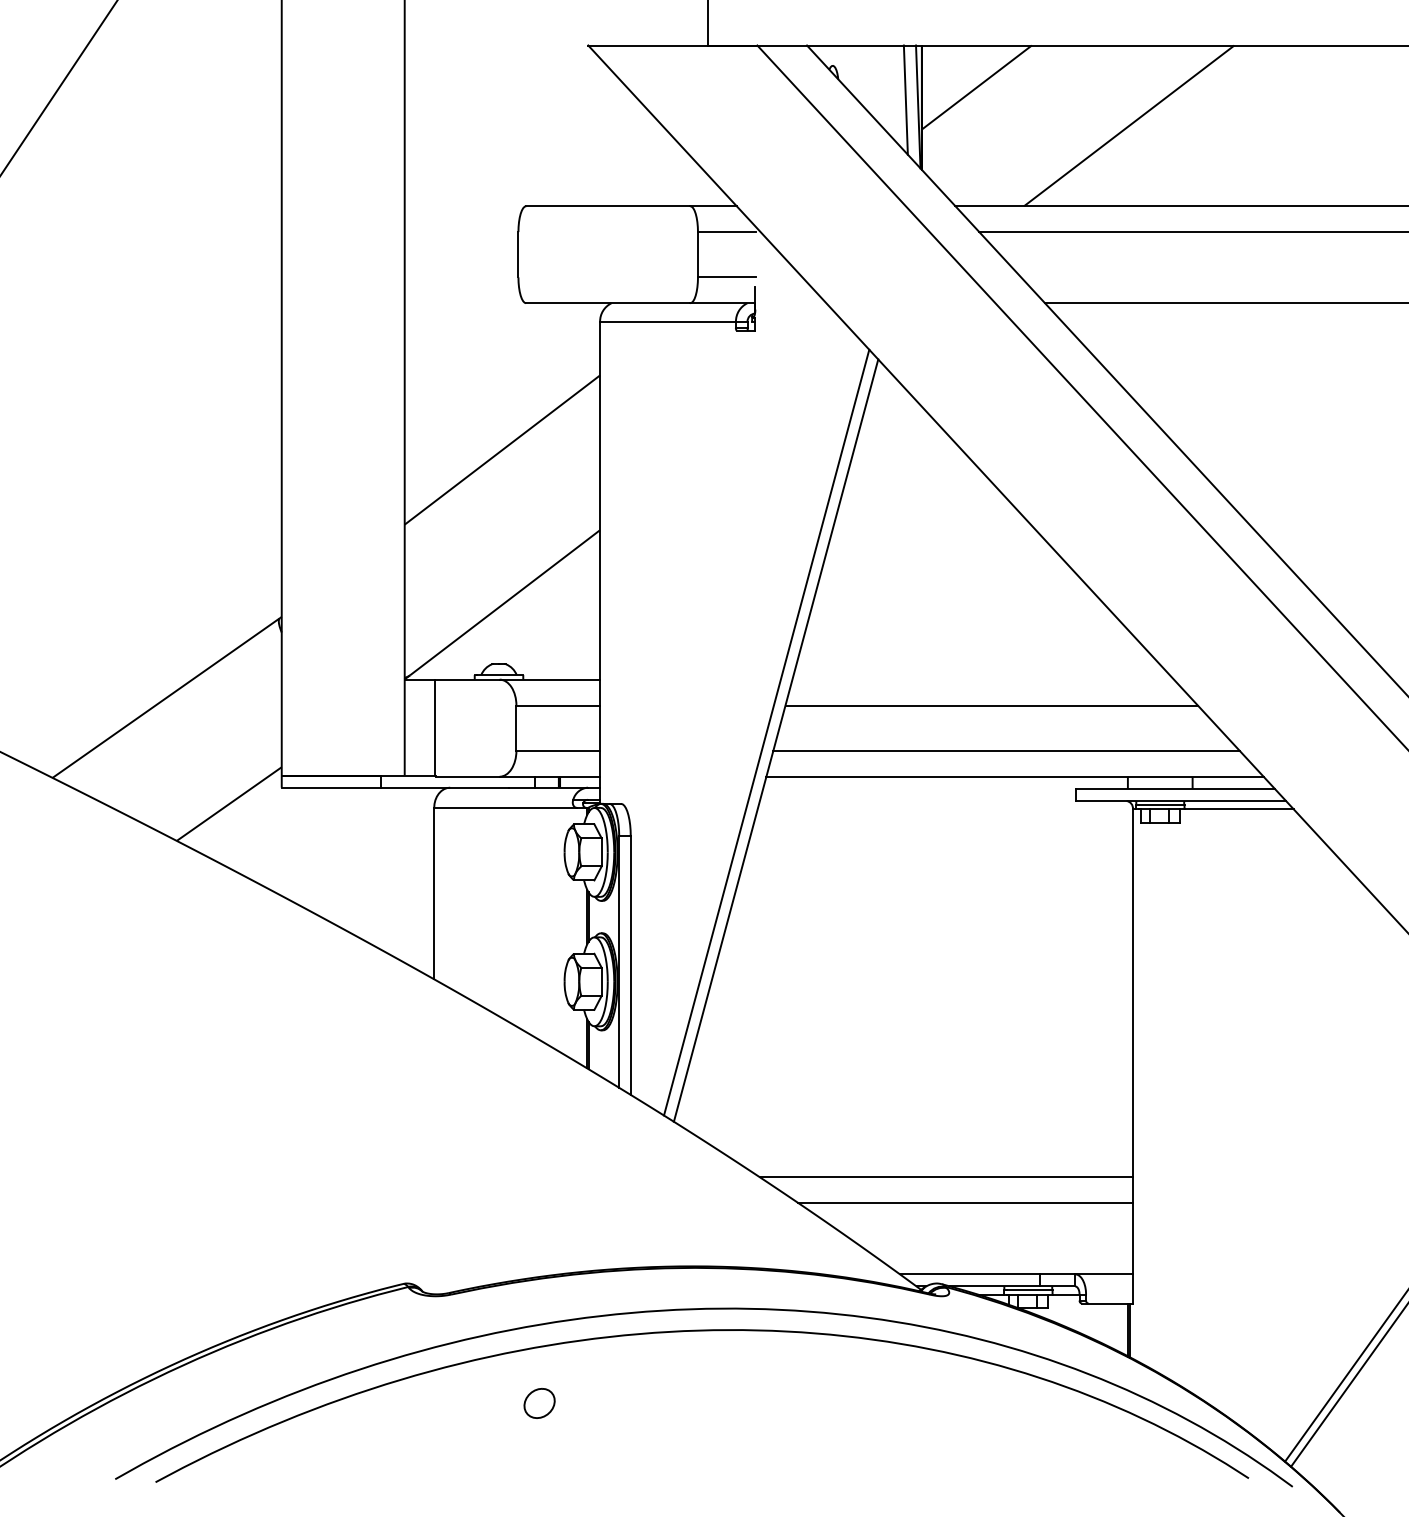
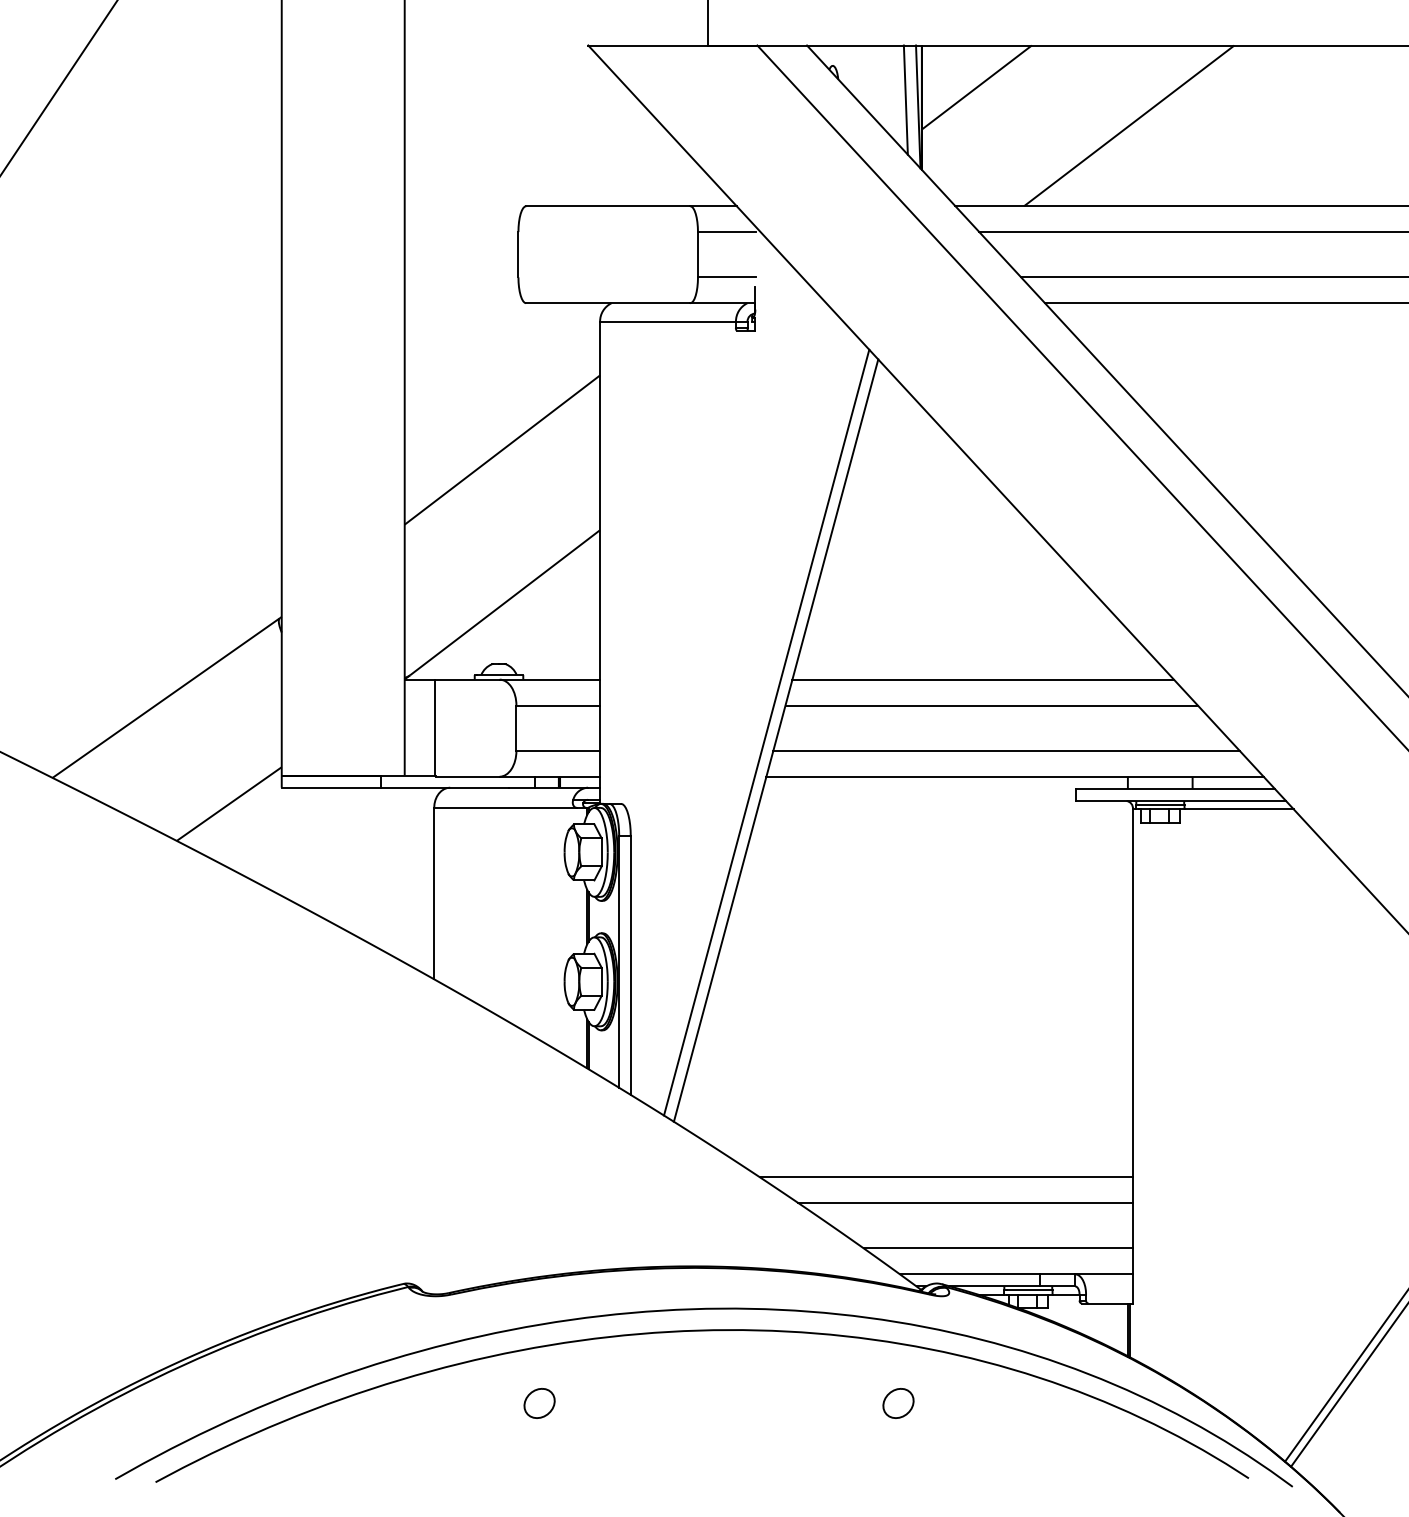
line: none -> present (1213, 277)
line: none -> present (982, 679)
line: none -> present (997, 1248)
part: none -> present (898, 1403)
